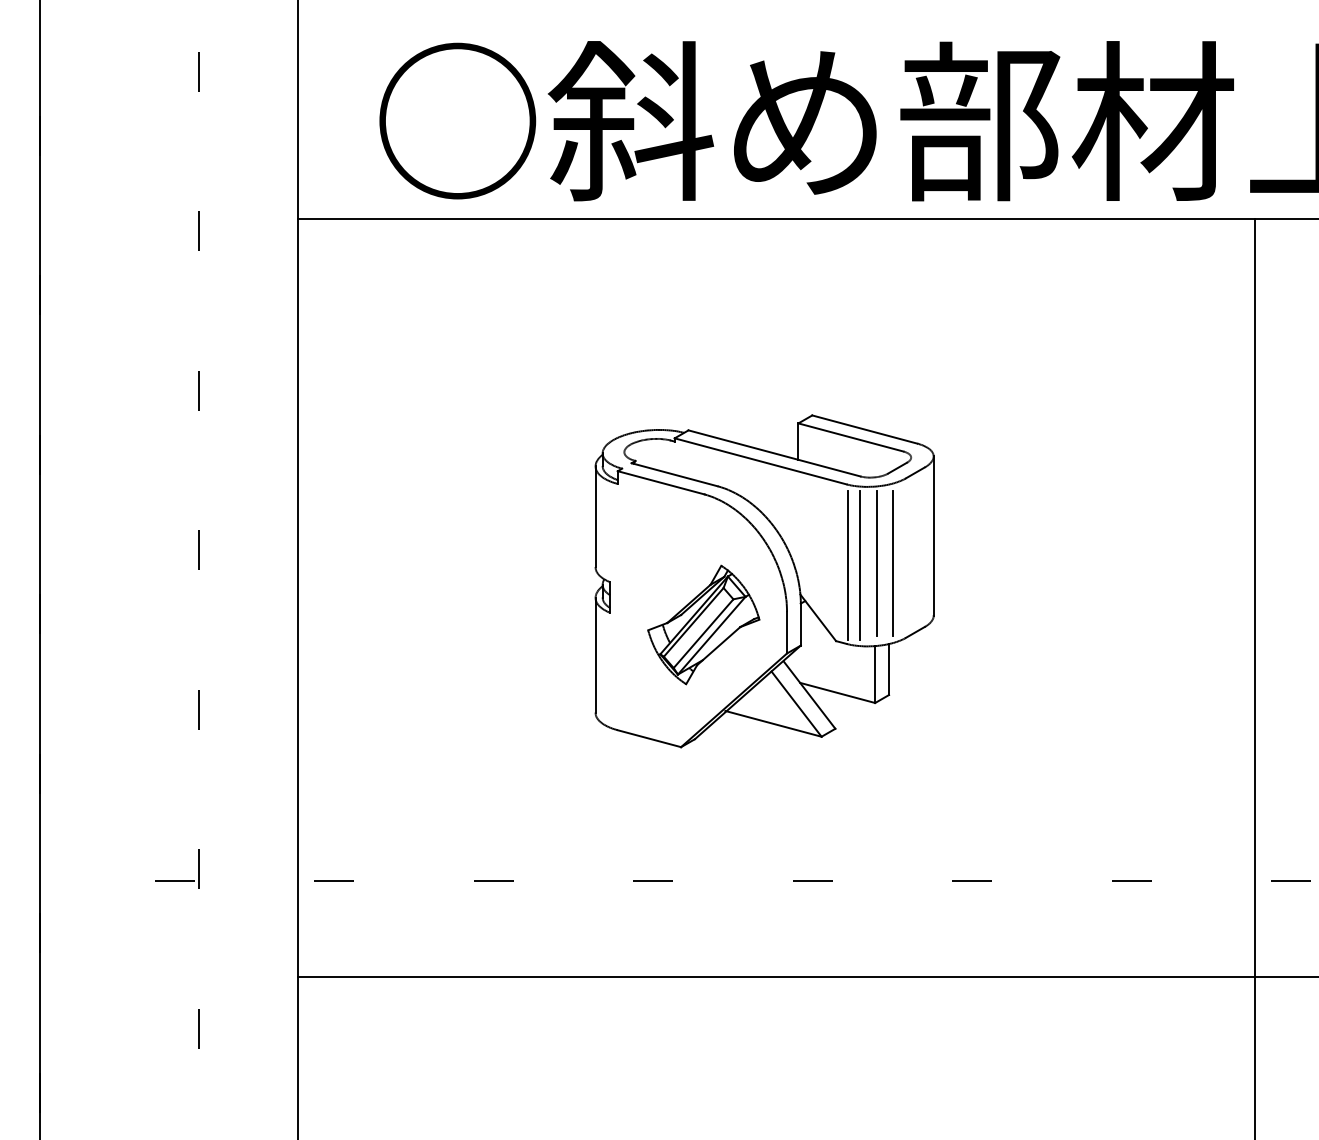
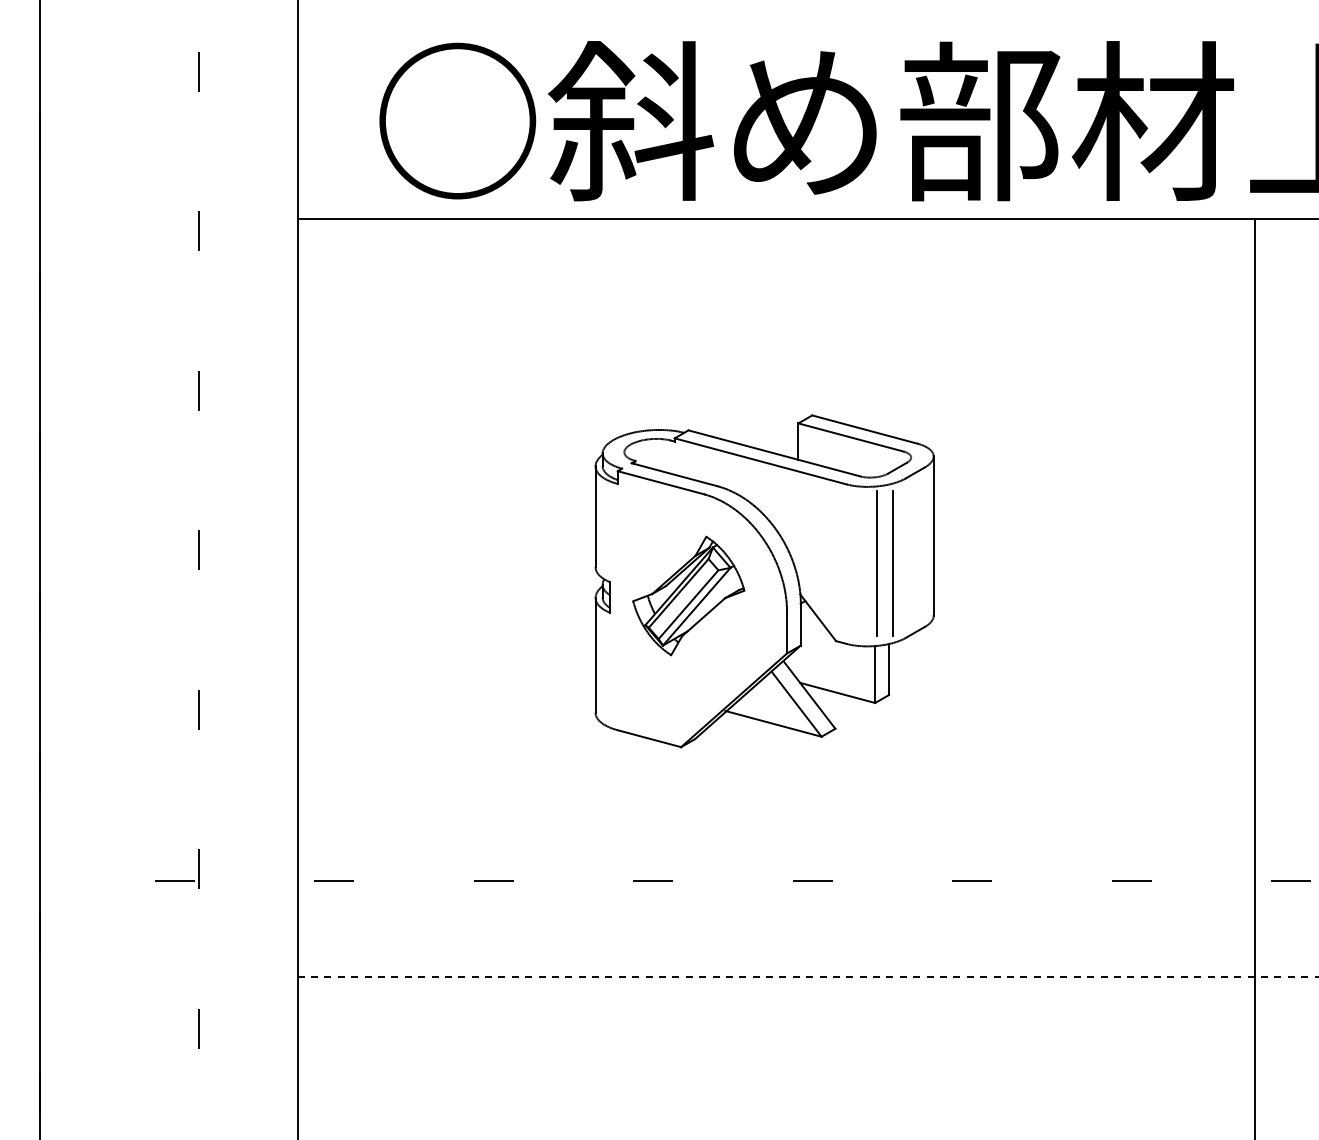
line: present -> none (848, 565)
line: present -> none (859, 565)
part position: (703, 624) -> (688, 595) (688, 595)
line: solid -> dashed (808, 976)
